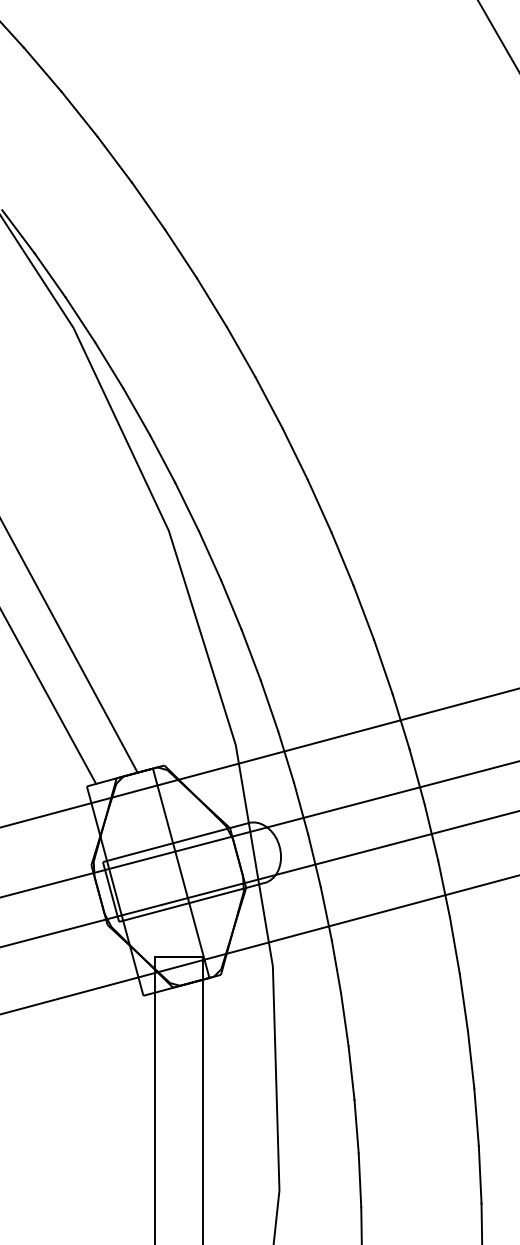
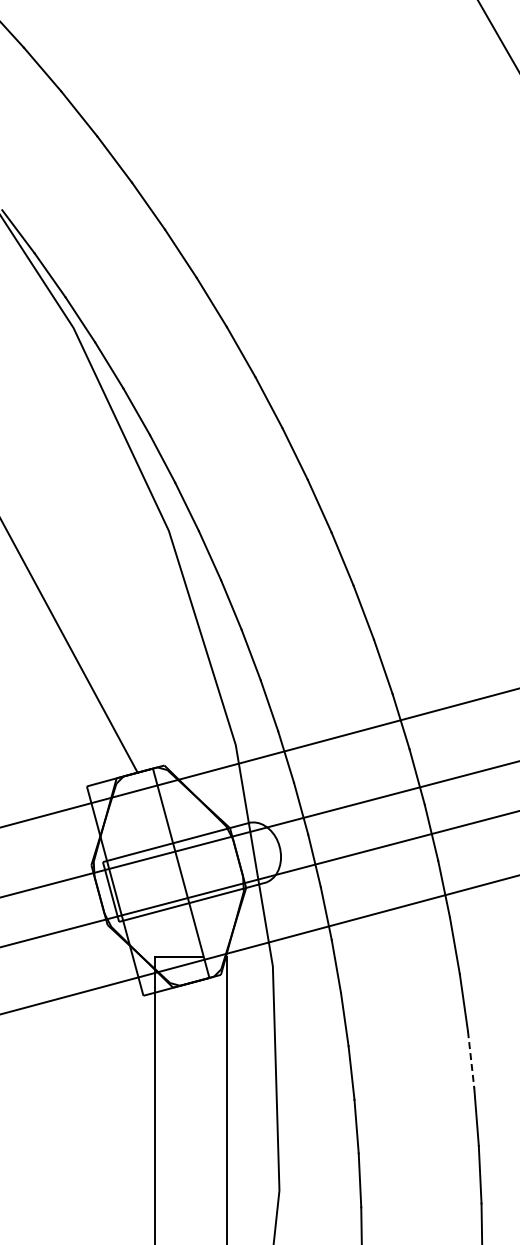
line: present -> none (49, 697)
line: solid -> dashed (471, 1059)
line position: (203, 1098) -> (227, 1098) (227, 1098)
